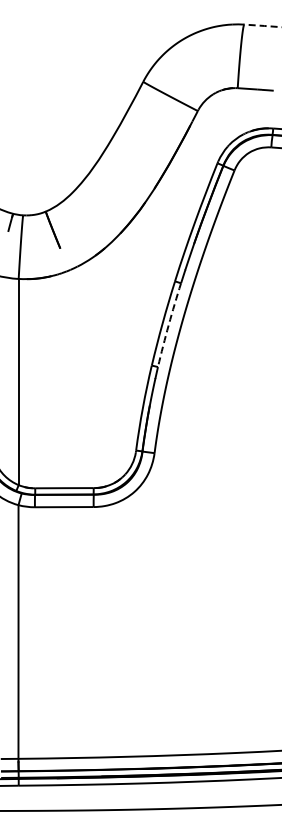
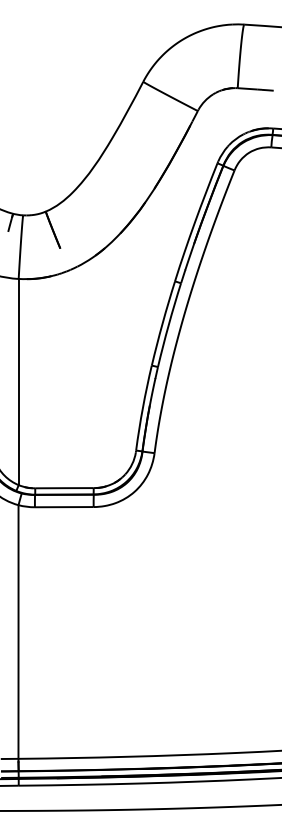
arc: dashed -> solid (262, 25)
arc: dashed -> solid (168, 324)
